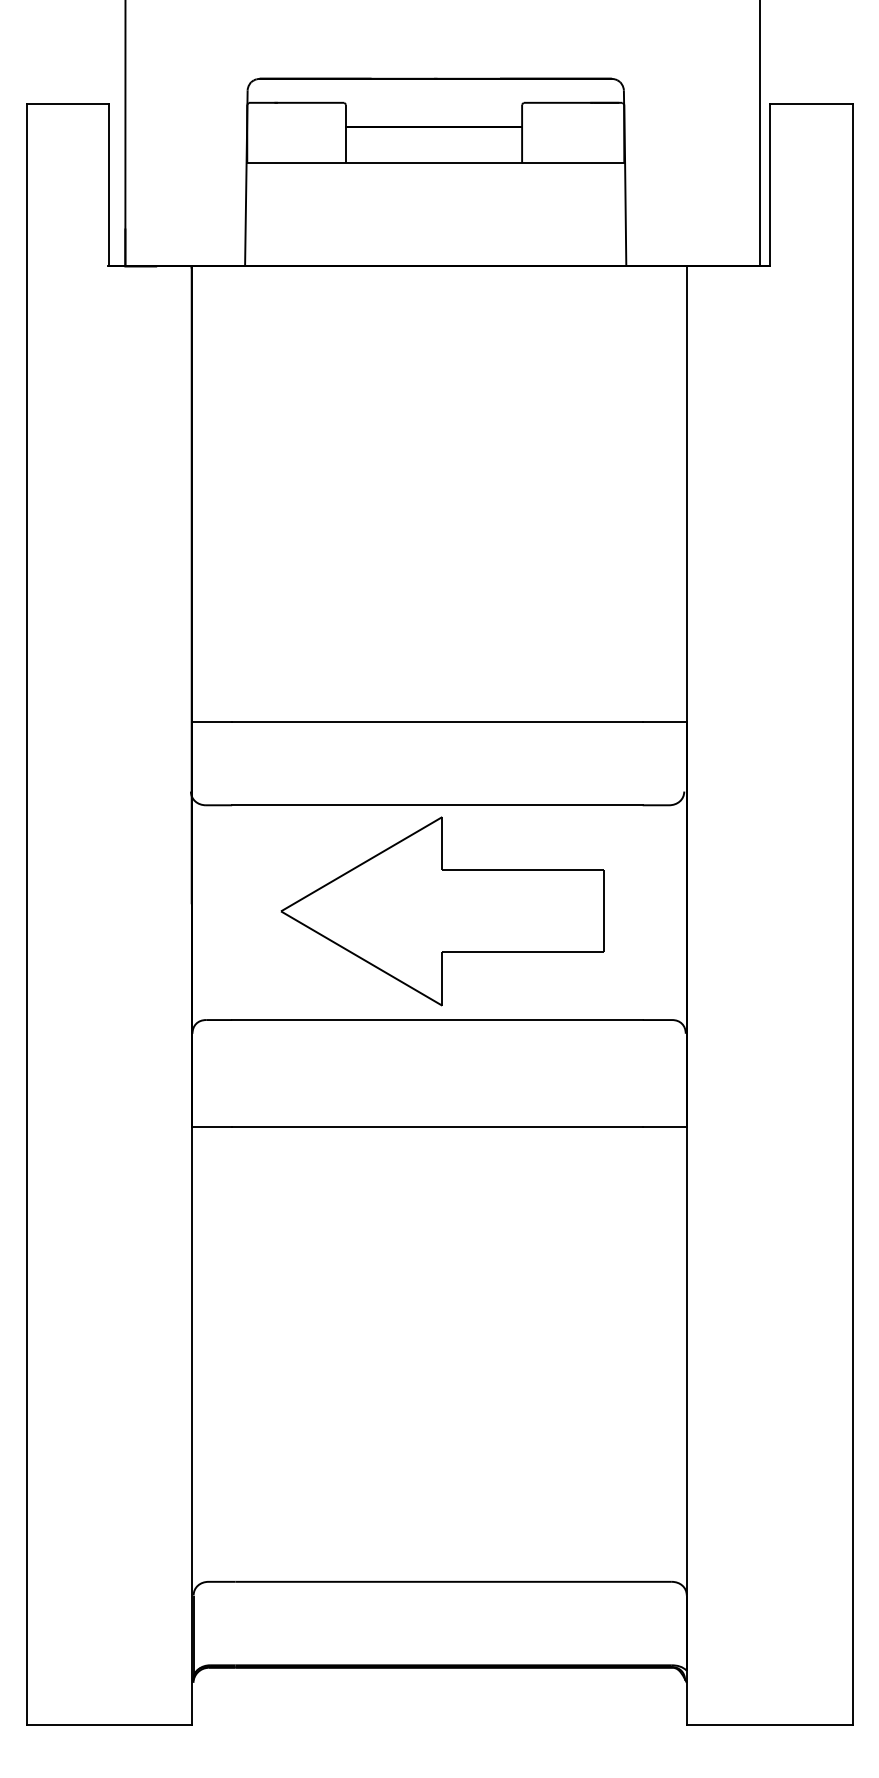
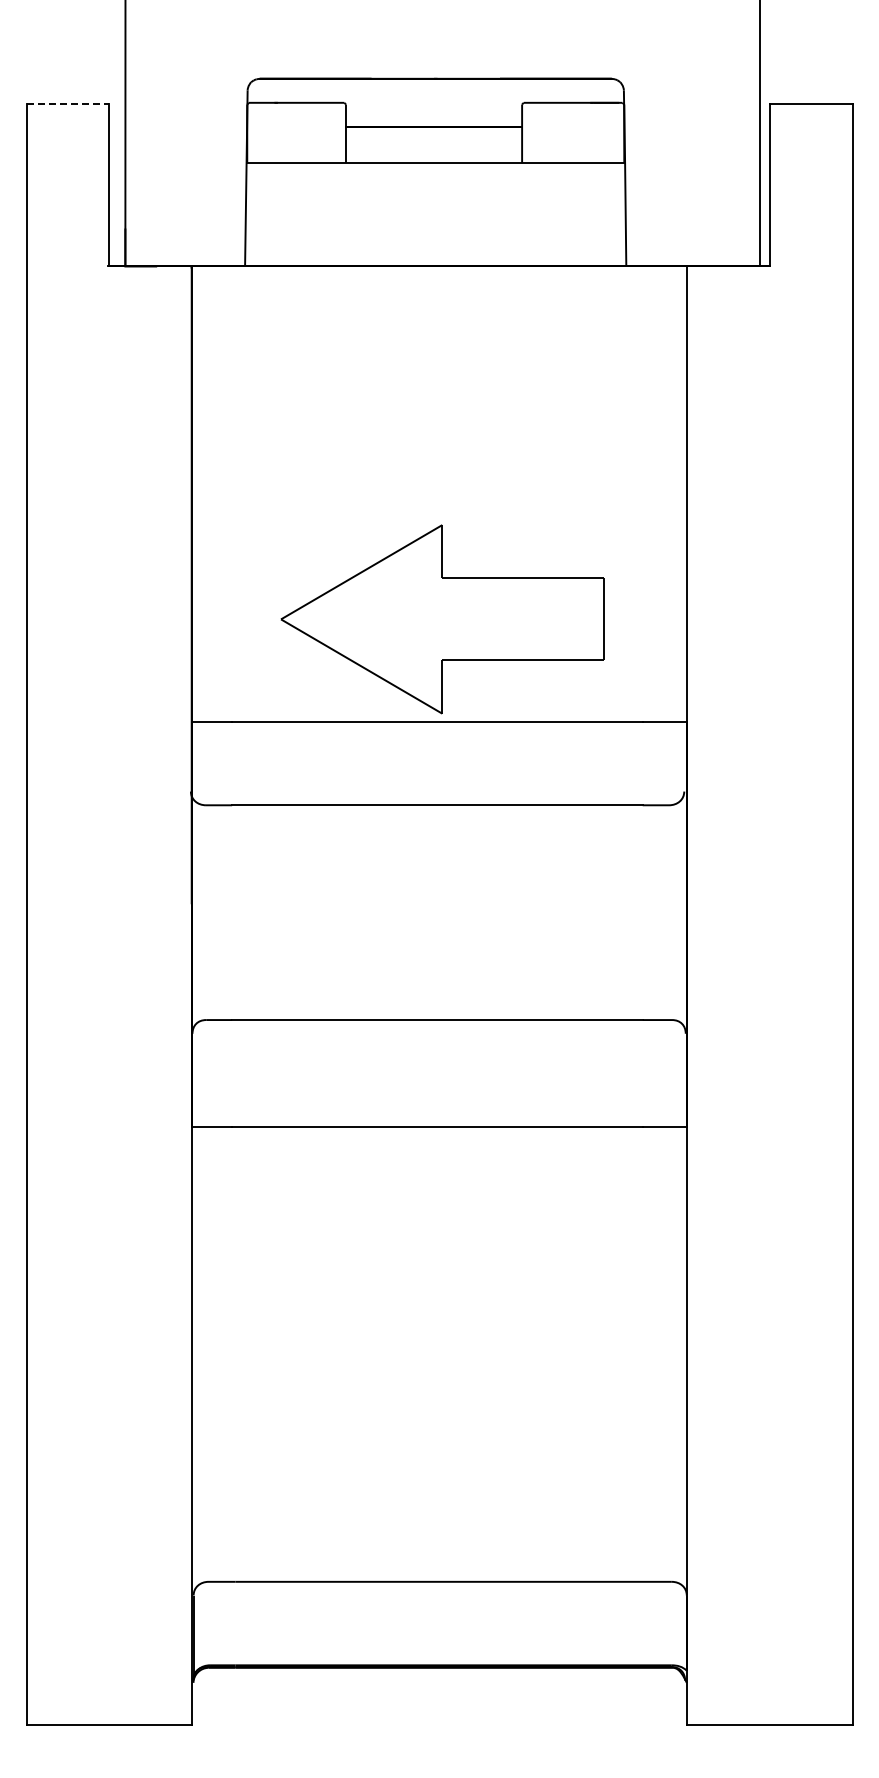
line: solid -> dashed (68, 104)
part position: (442, 911) -> (442, 619) (442, 619)
